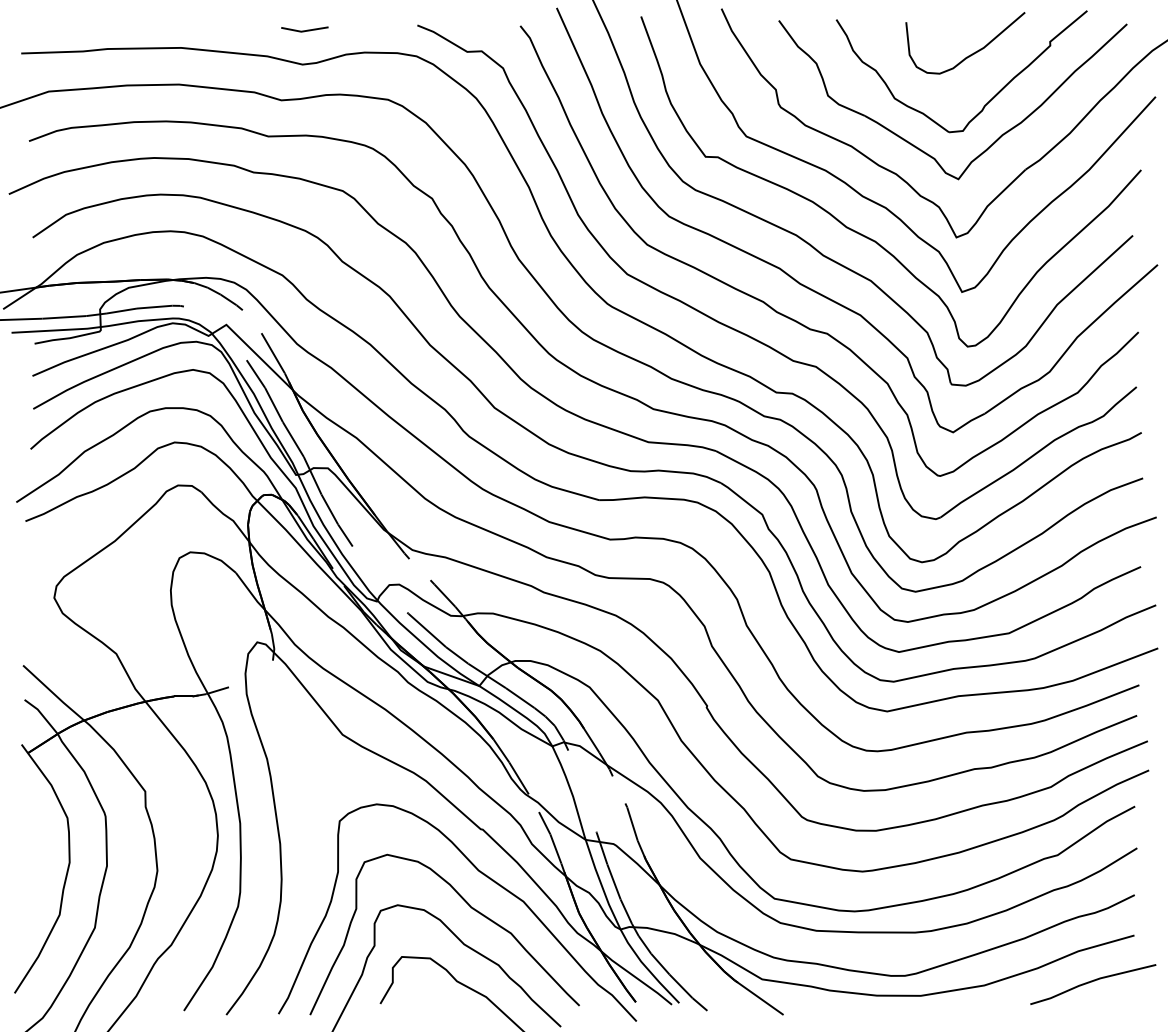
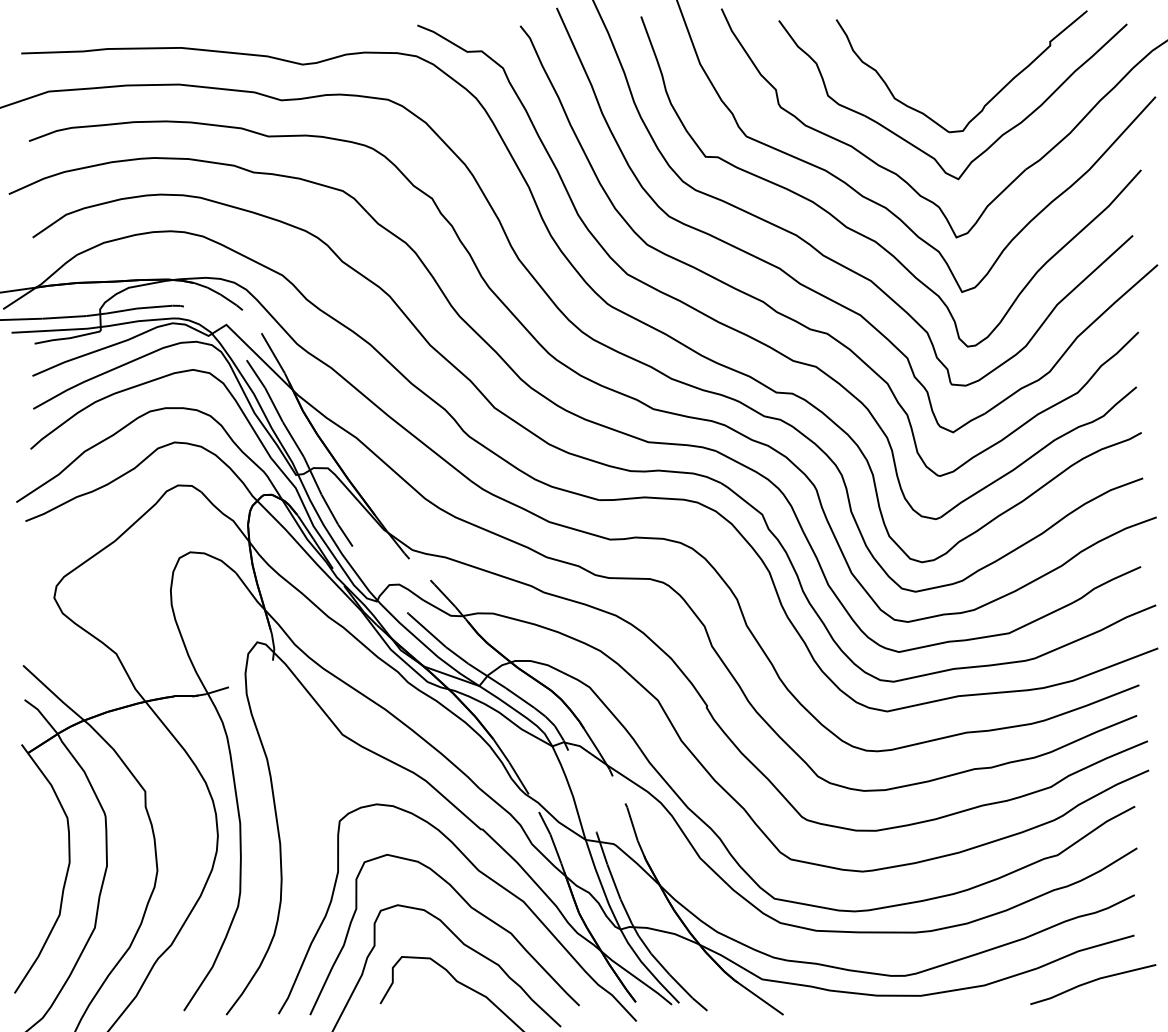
line: present -> none (304, 30)
curve: present -> none (973, 52)
